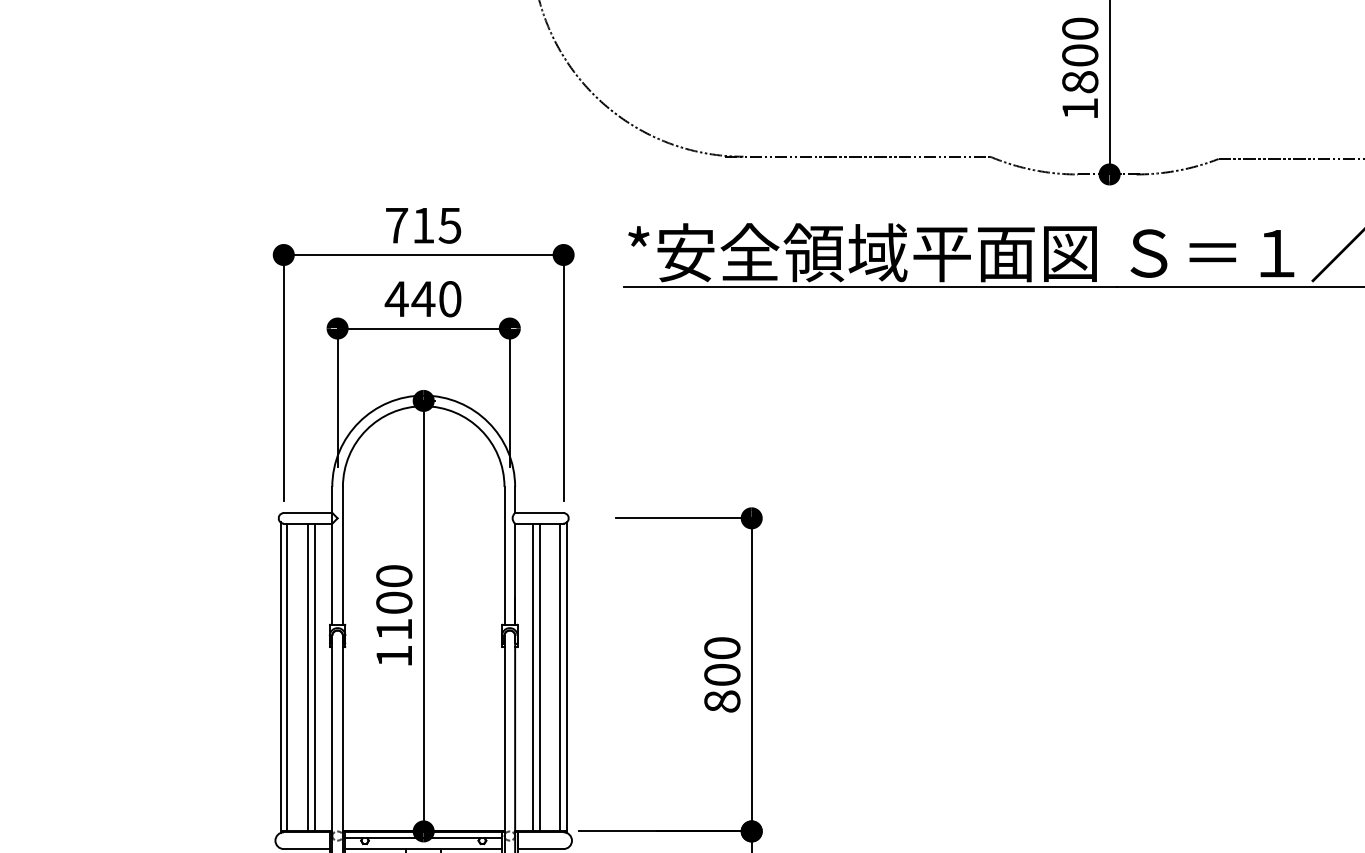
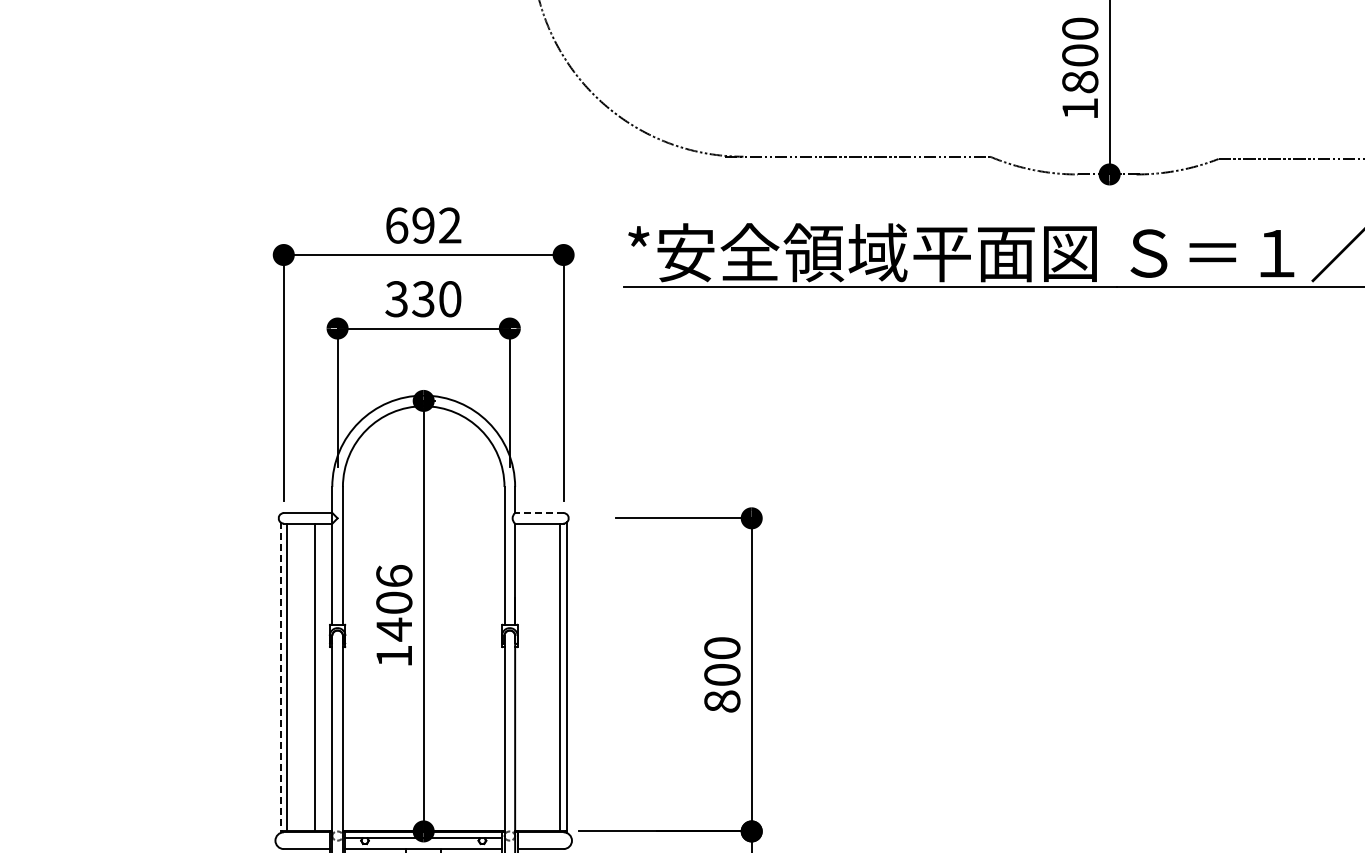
text: 715 -> 692 (423, 225)
text: 440 -> 330 (409, 299)
line: solid -> dashed (538, 513)
text: 1100 -> 1406 (394, 603)
line: present -> none (307, 677)
line: present -> none (532, 677)
line: present -> none (539, 677)
line: solid -> dashed (280, 678)
